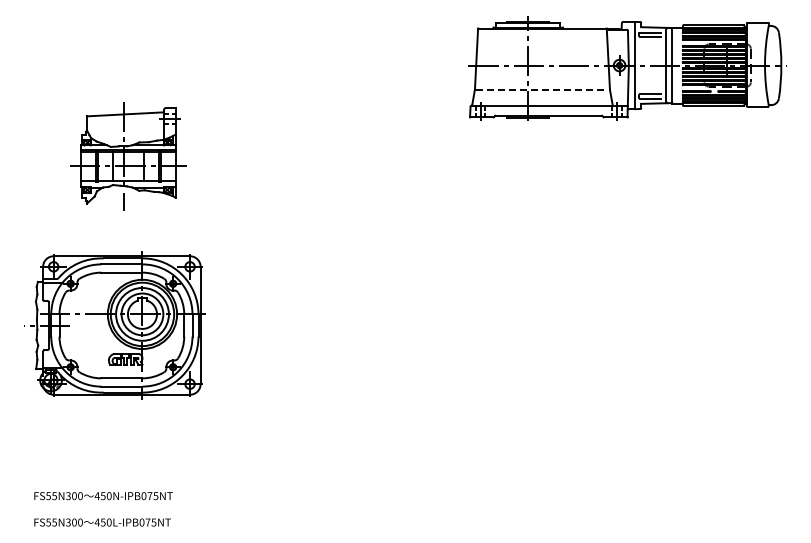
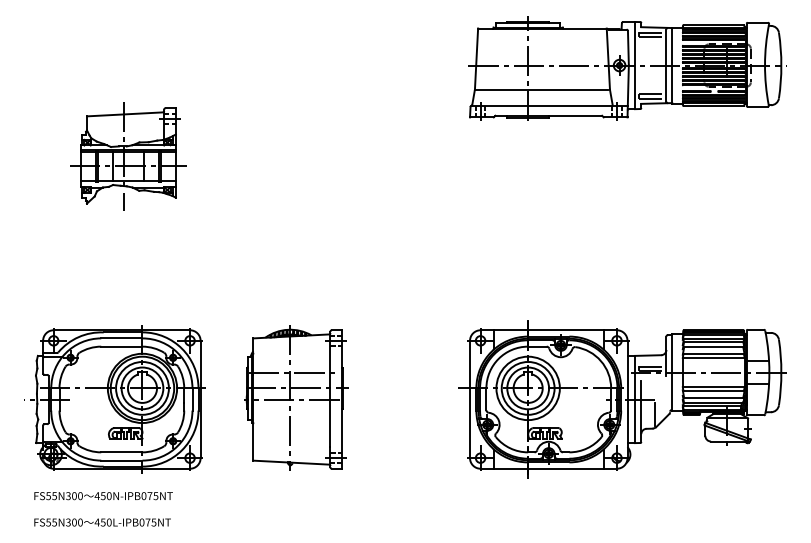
line: dashed -> solid (542, 89)
part position: (114, 325) -> (114, 399) (114, 399)
part: none -> present (296, 397)
part: none -> present (622, 399)
